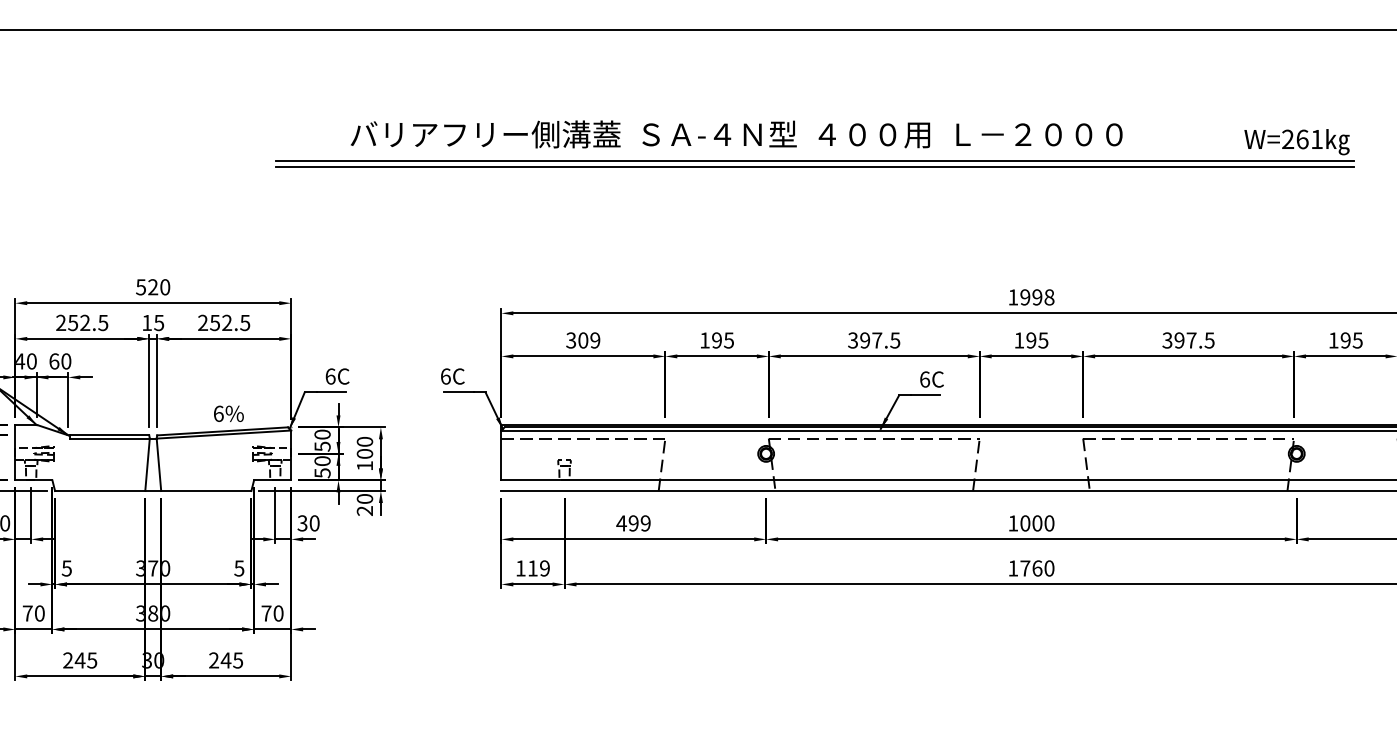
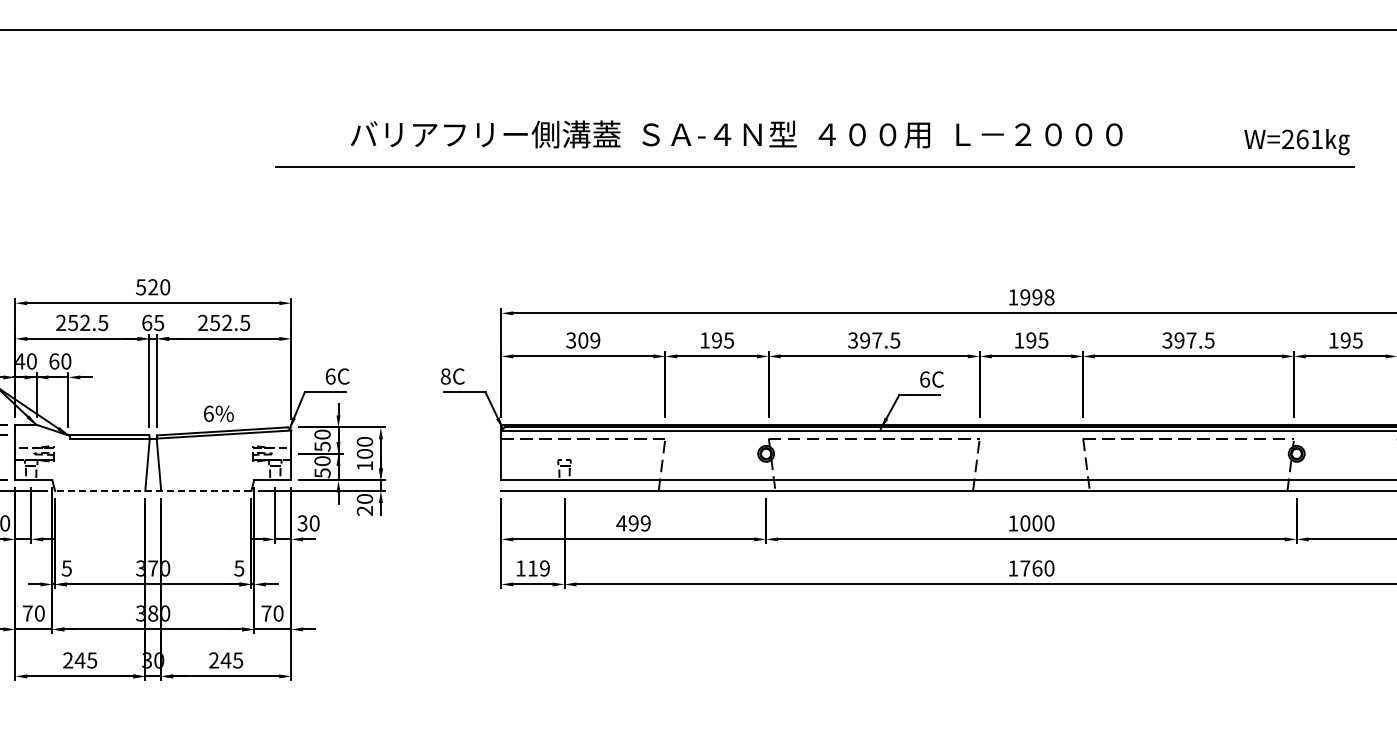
line: present -> none (814, 161)
text: 15 -> 65 (147, 322)
text: 6C -> 8C (445, 376)
text position: (228, 413) -> (218, 413) (218, 413)
line: solid -> dashed (152, 491)
